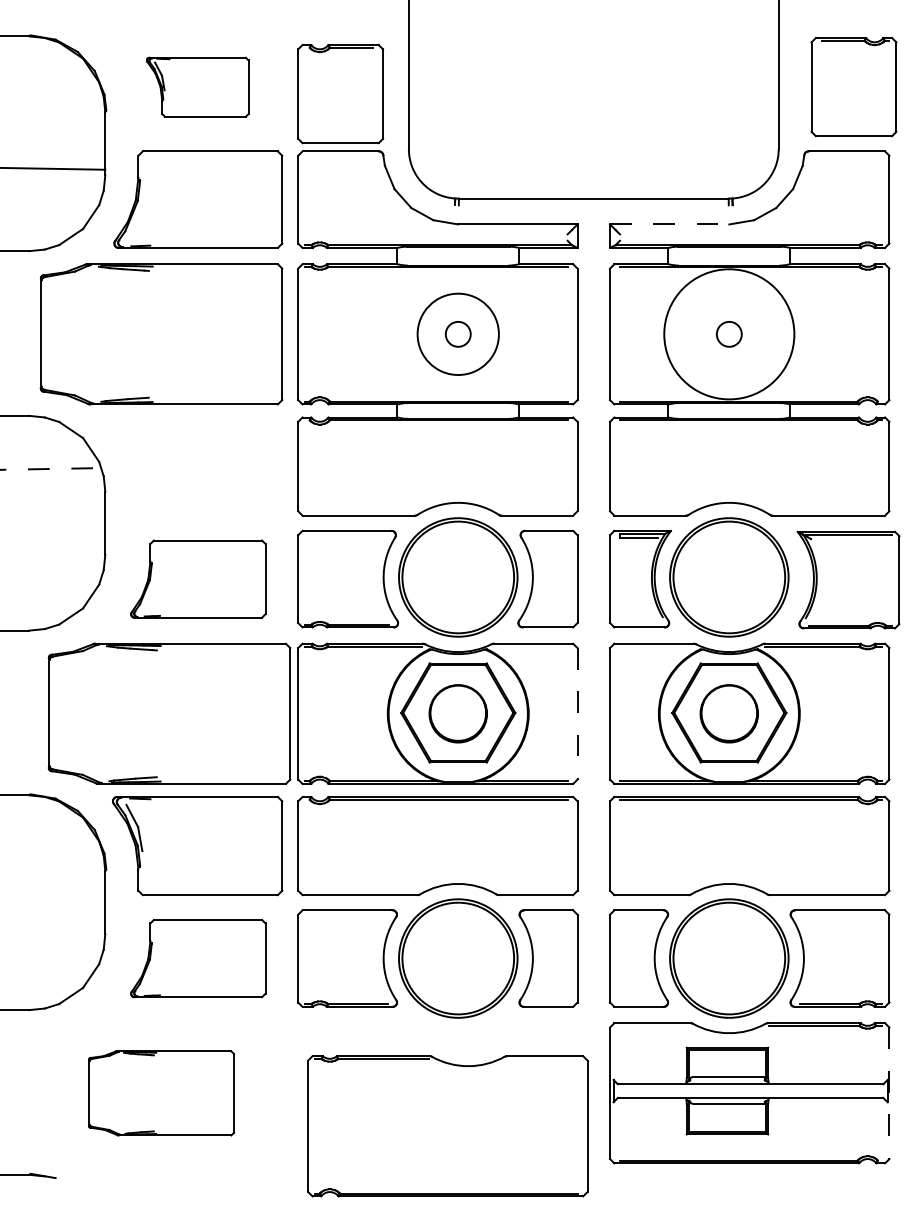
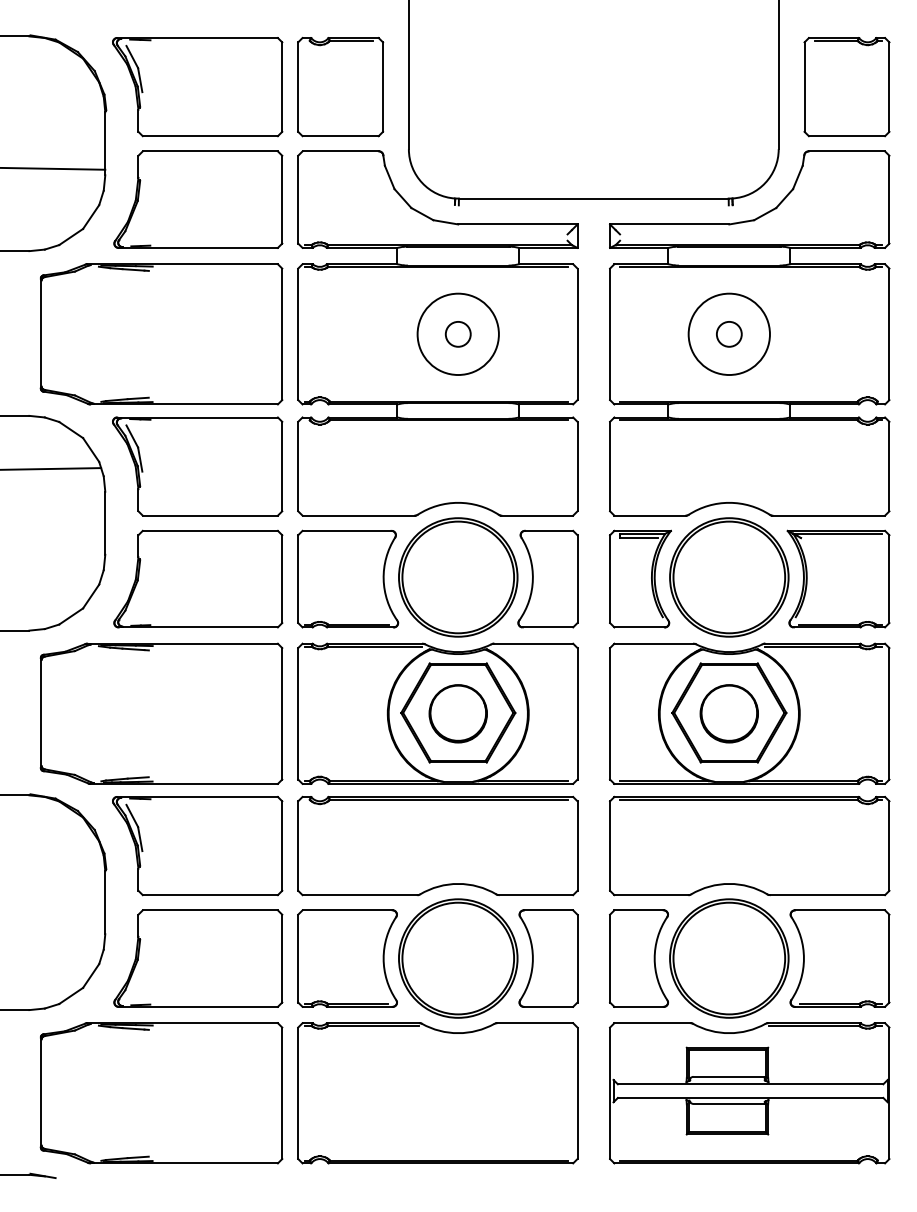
part size: 104x62 px -> 172x101 px (197, 87)
part position: (853, 87) -> (846, 87) (846, 87)
part position: (340, 94) -> (340, 87) (340, 87)
line: dashed -> solid (669, 224)
circle diameter: 130 px -> 81 px (728, 334)
part: none -> present (197, 466)
line: dashed -> solid (51, 468)
part size: 137x80 px -> 171x100 px (198, 578)
part position: (848, 579) -> (838, 578) (838, 578)
part position: (169, 713) -> (161, 713) (161, 713)
line: dashed -> solid (577, 713)
part size: 137x80 px -> 171x99 px (198, 958)
part size: 147x87 px -> 245x143 px (161, 1093)
line: dashed -> solid (889, 1093)
part position: (447, 1126) -> (437, 1093) (437, 1093)
